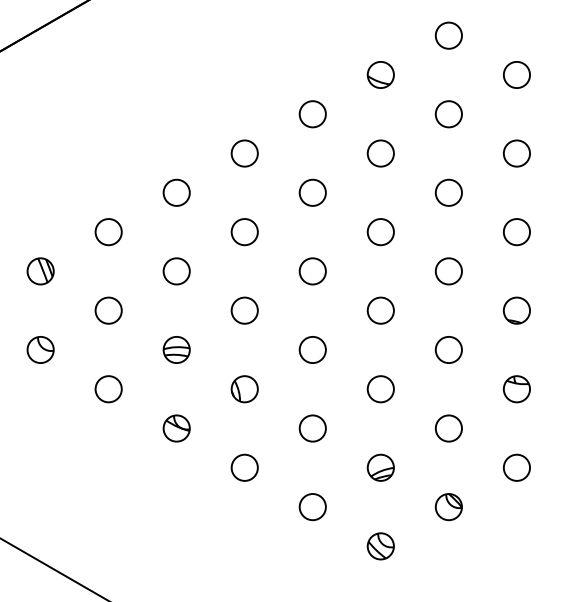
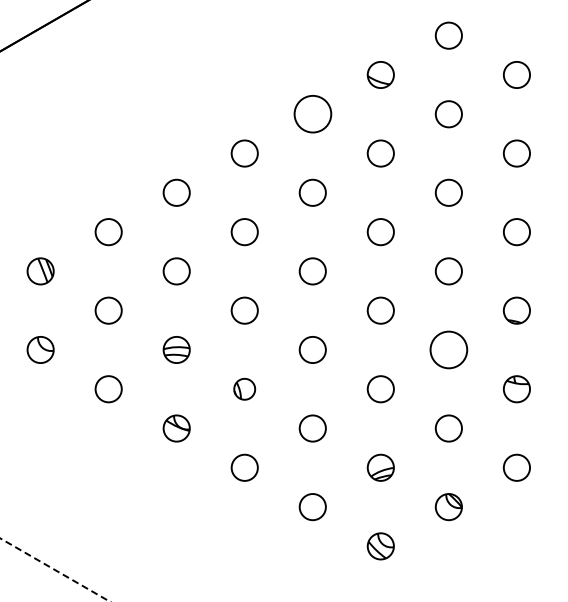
circle size: 29x29 px -> 40x39 px (312, 114)
circle diameter: 26 px -> 37 px (448, 349)
part size: 29x29 px -> 24x24 px (244, 388)
line: solid -> dashed (55, 570)
